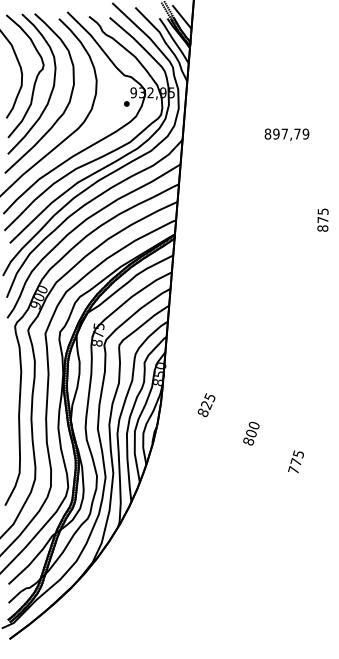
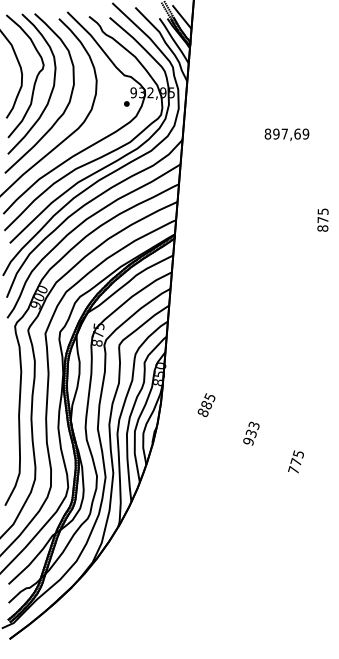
text: 897,79 -> 897,69 (297, 133)
text: 825 -> 885 (206, 405)
text: 800 -> 933 (251, 433)
